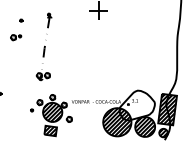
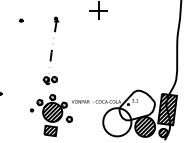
part: present -> none (16, 37)
part position: (43, 46) -> (50, 50) (50, 50)
hatch: present -> none (117, 122)
